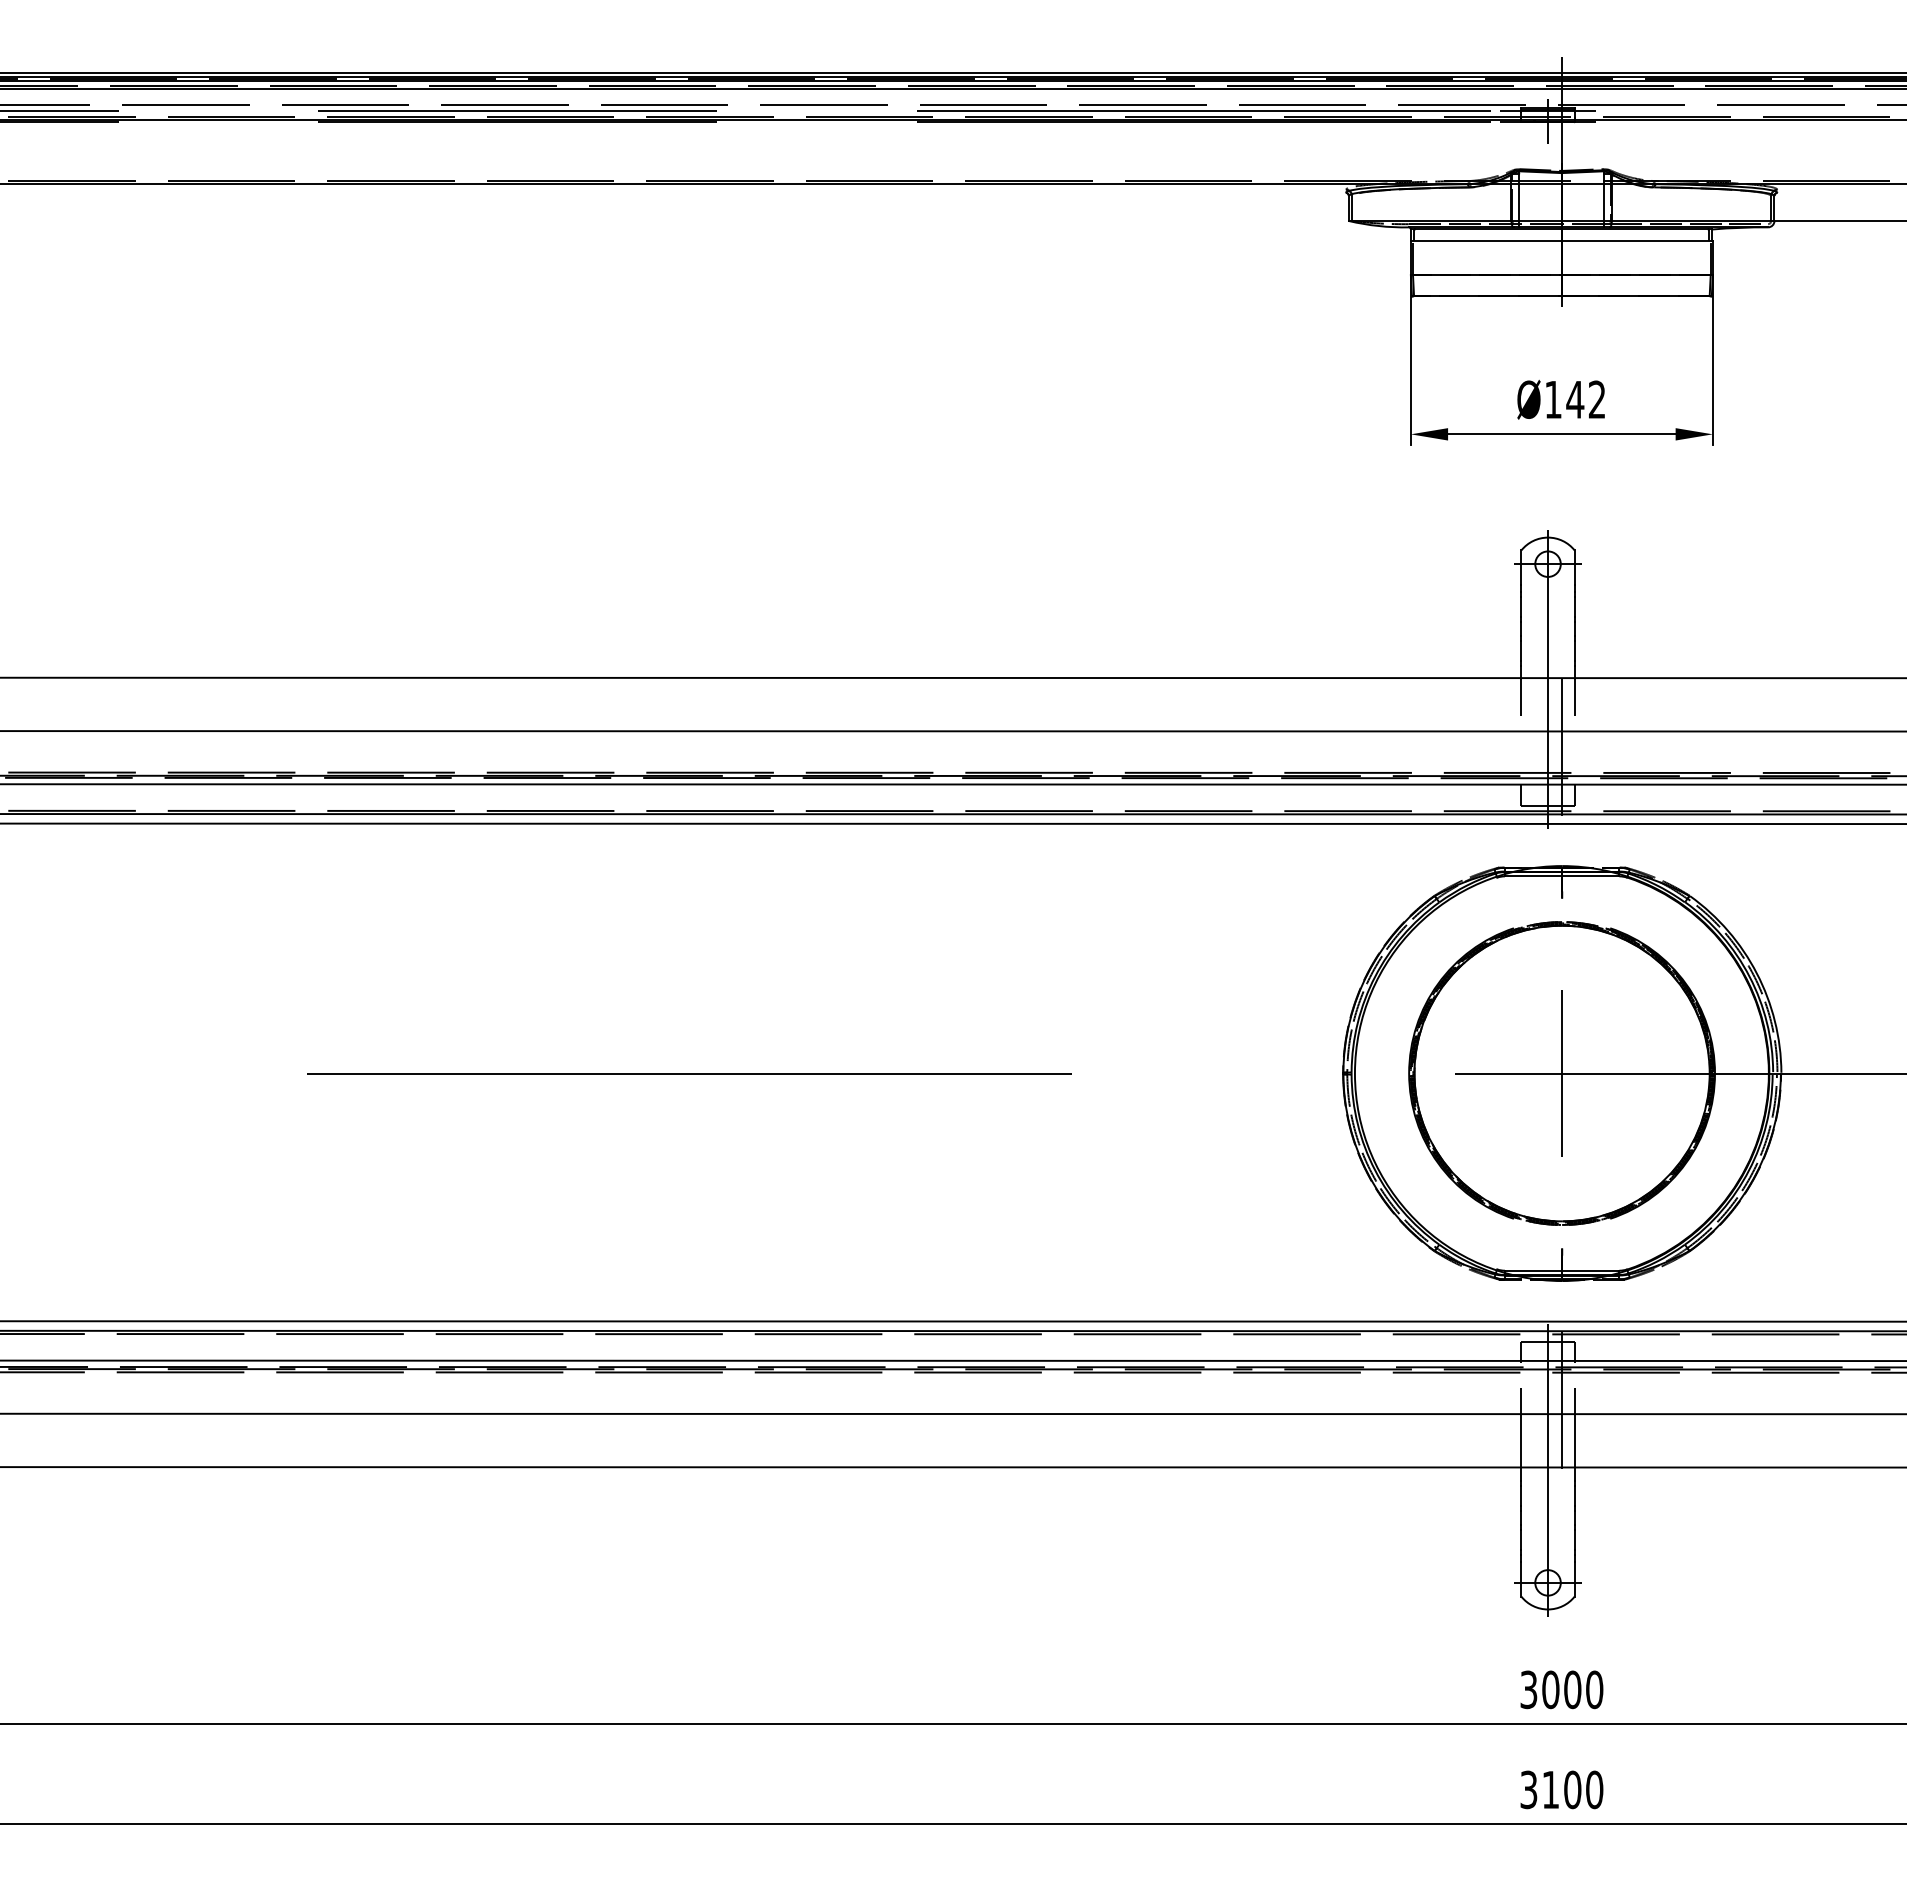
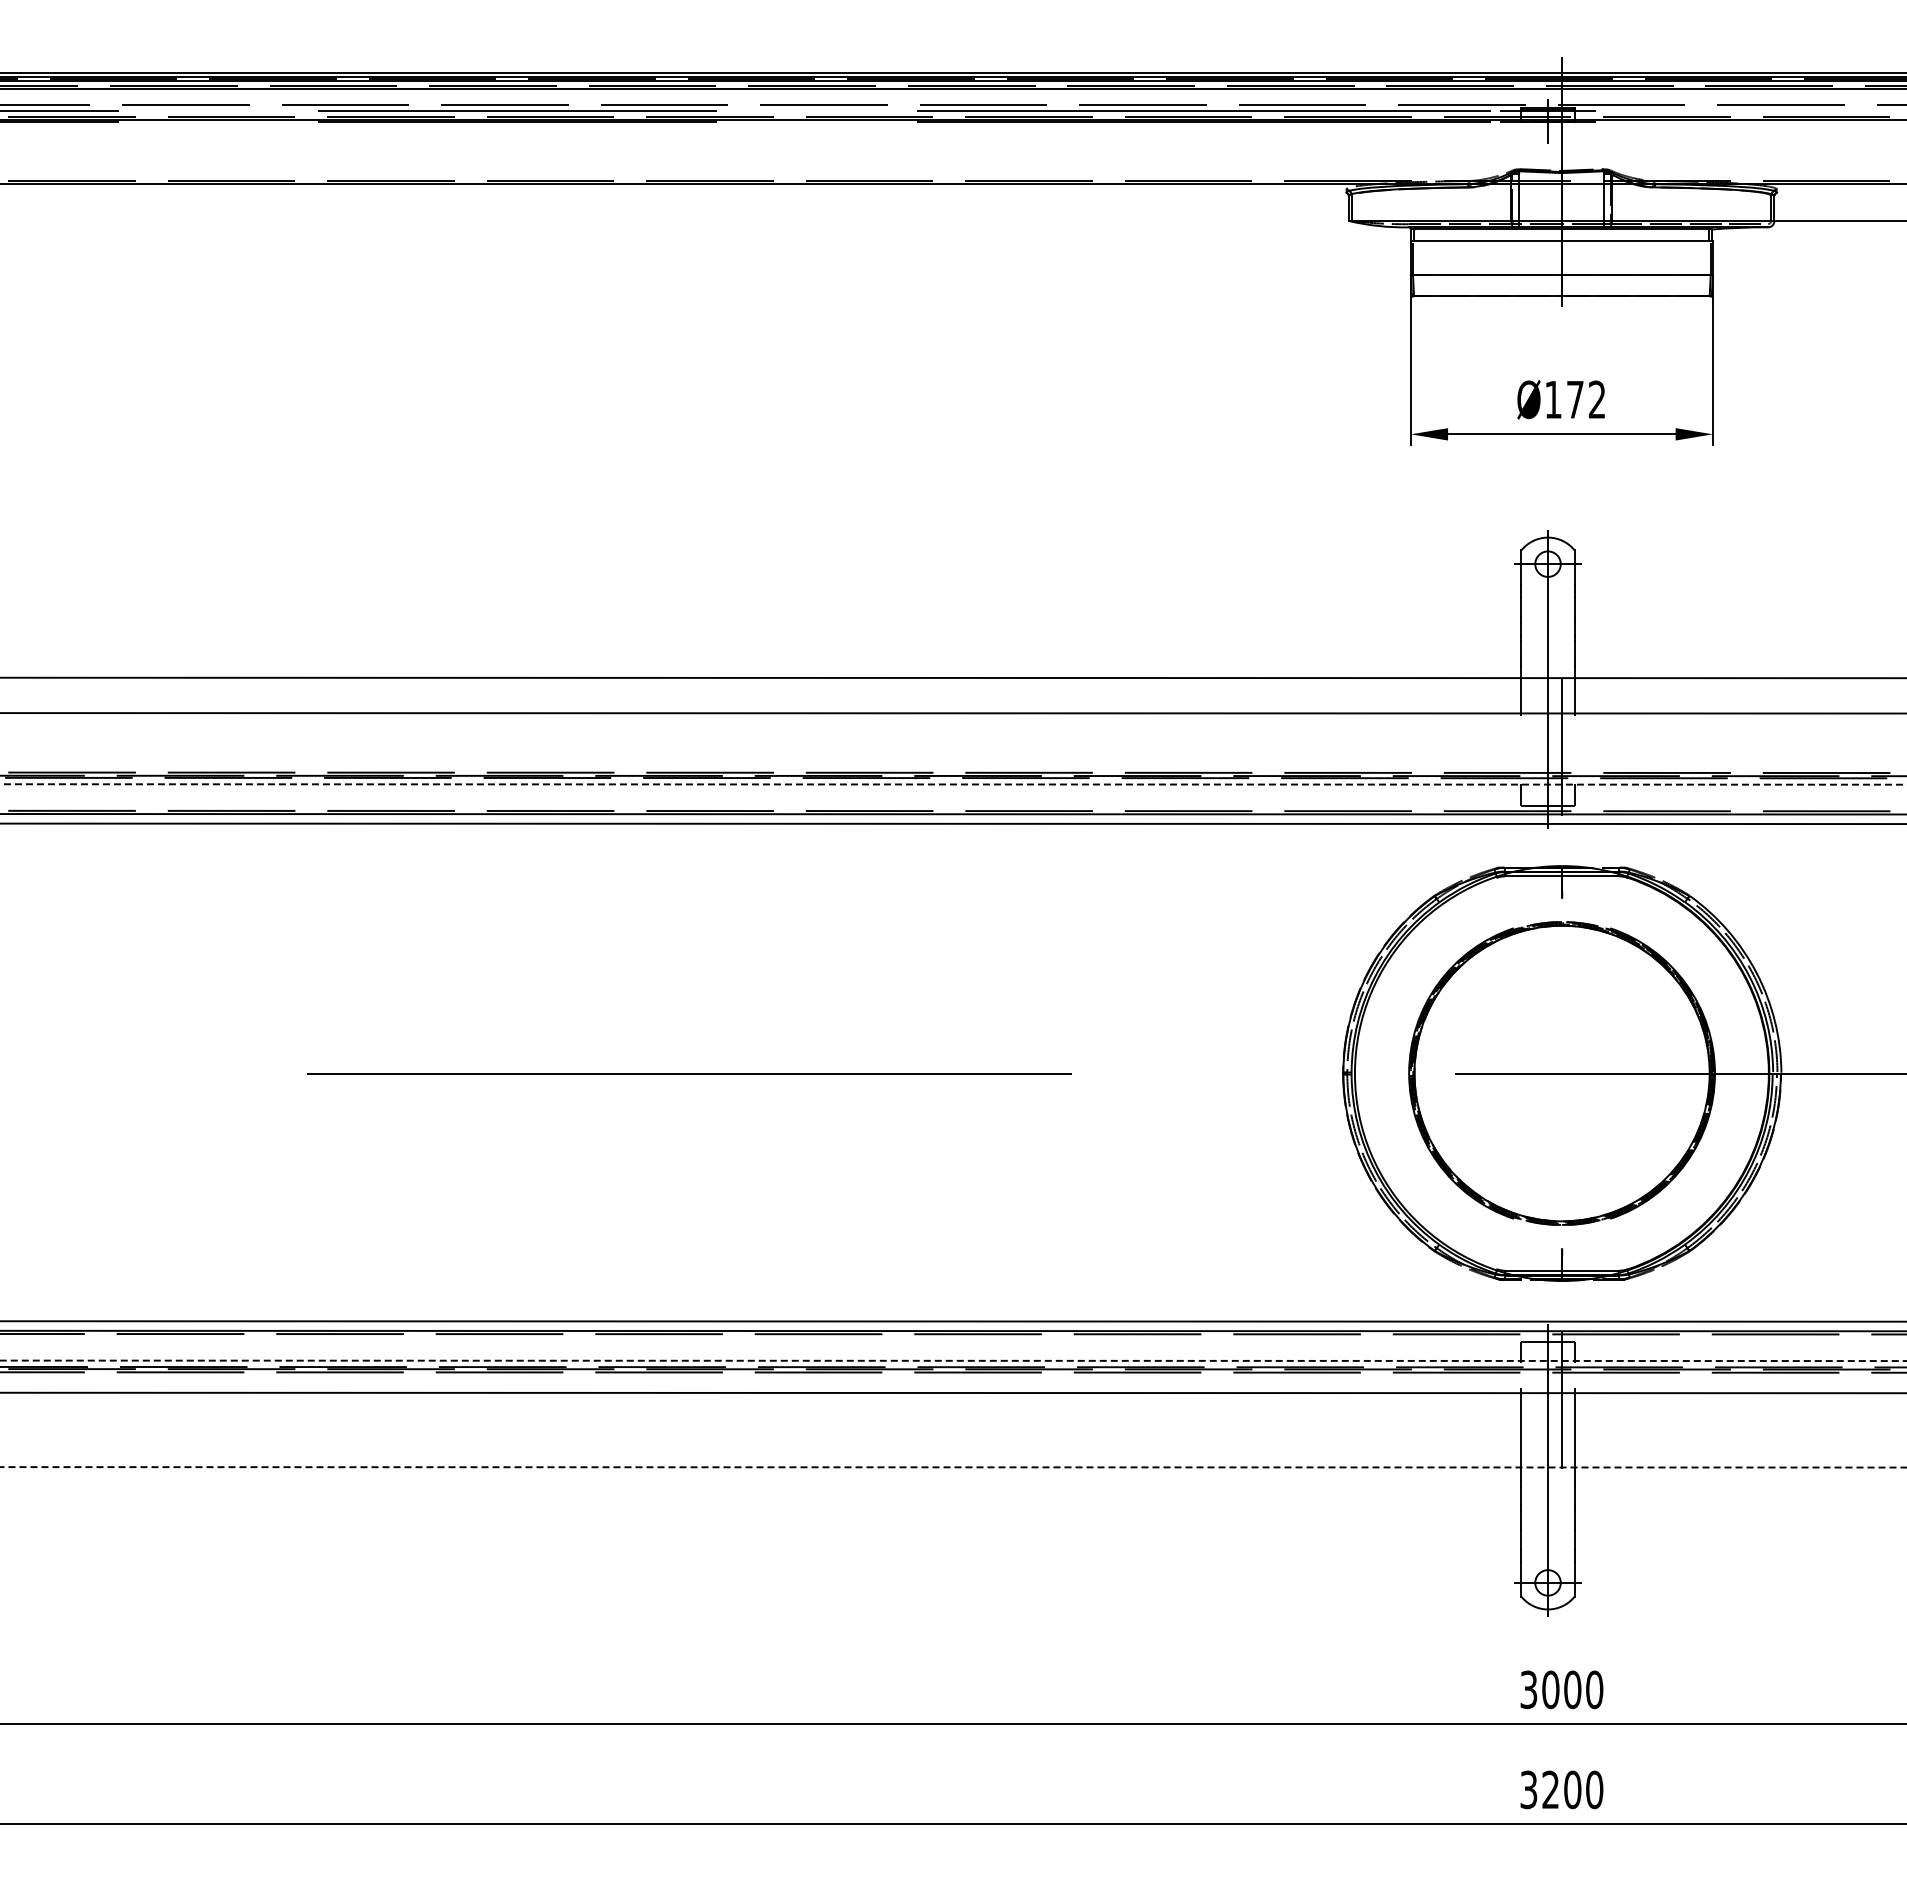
text: Ø142 -> Ø172 (1575, 399)
line position: (952, 731) -> (952, 713) (952, 713)
line: solid -> dashed (952, 784)
line: present -> none (1561, 1073)
line: solid -> dashed (954, 1360)
line position: (952, 1413) -> (952, 1392) (952, 1392)
line: solid -> dashed (954, 1467)
text: 3100 -> 3200 (1550, 1789)
